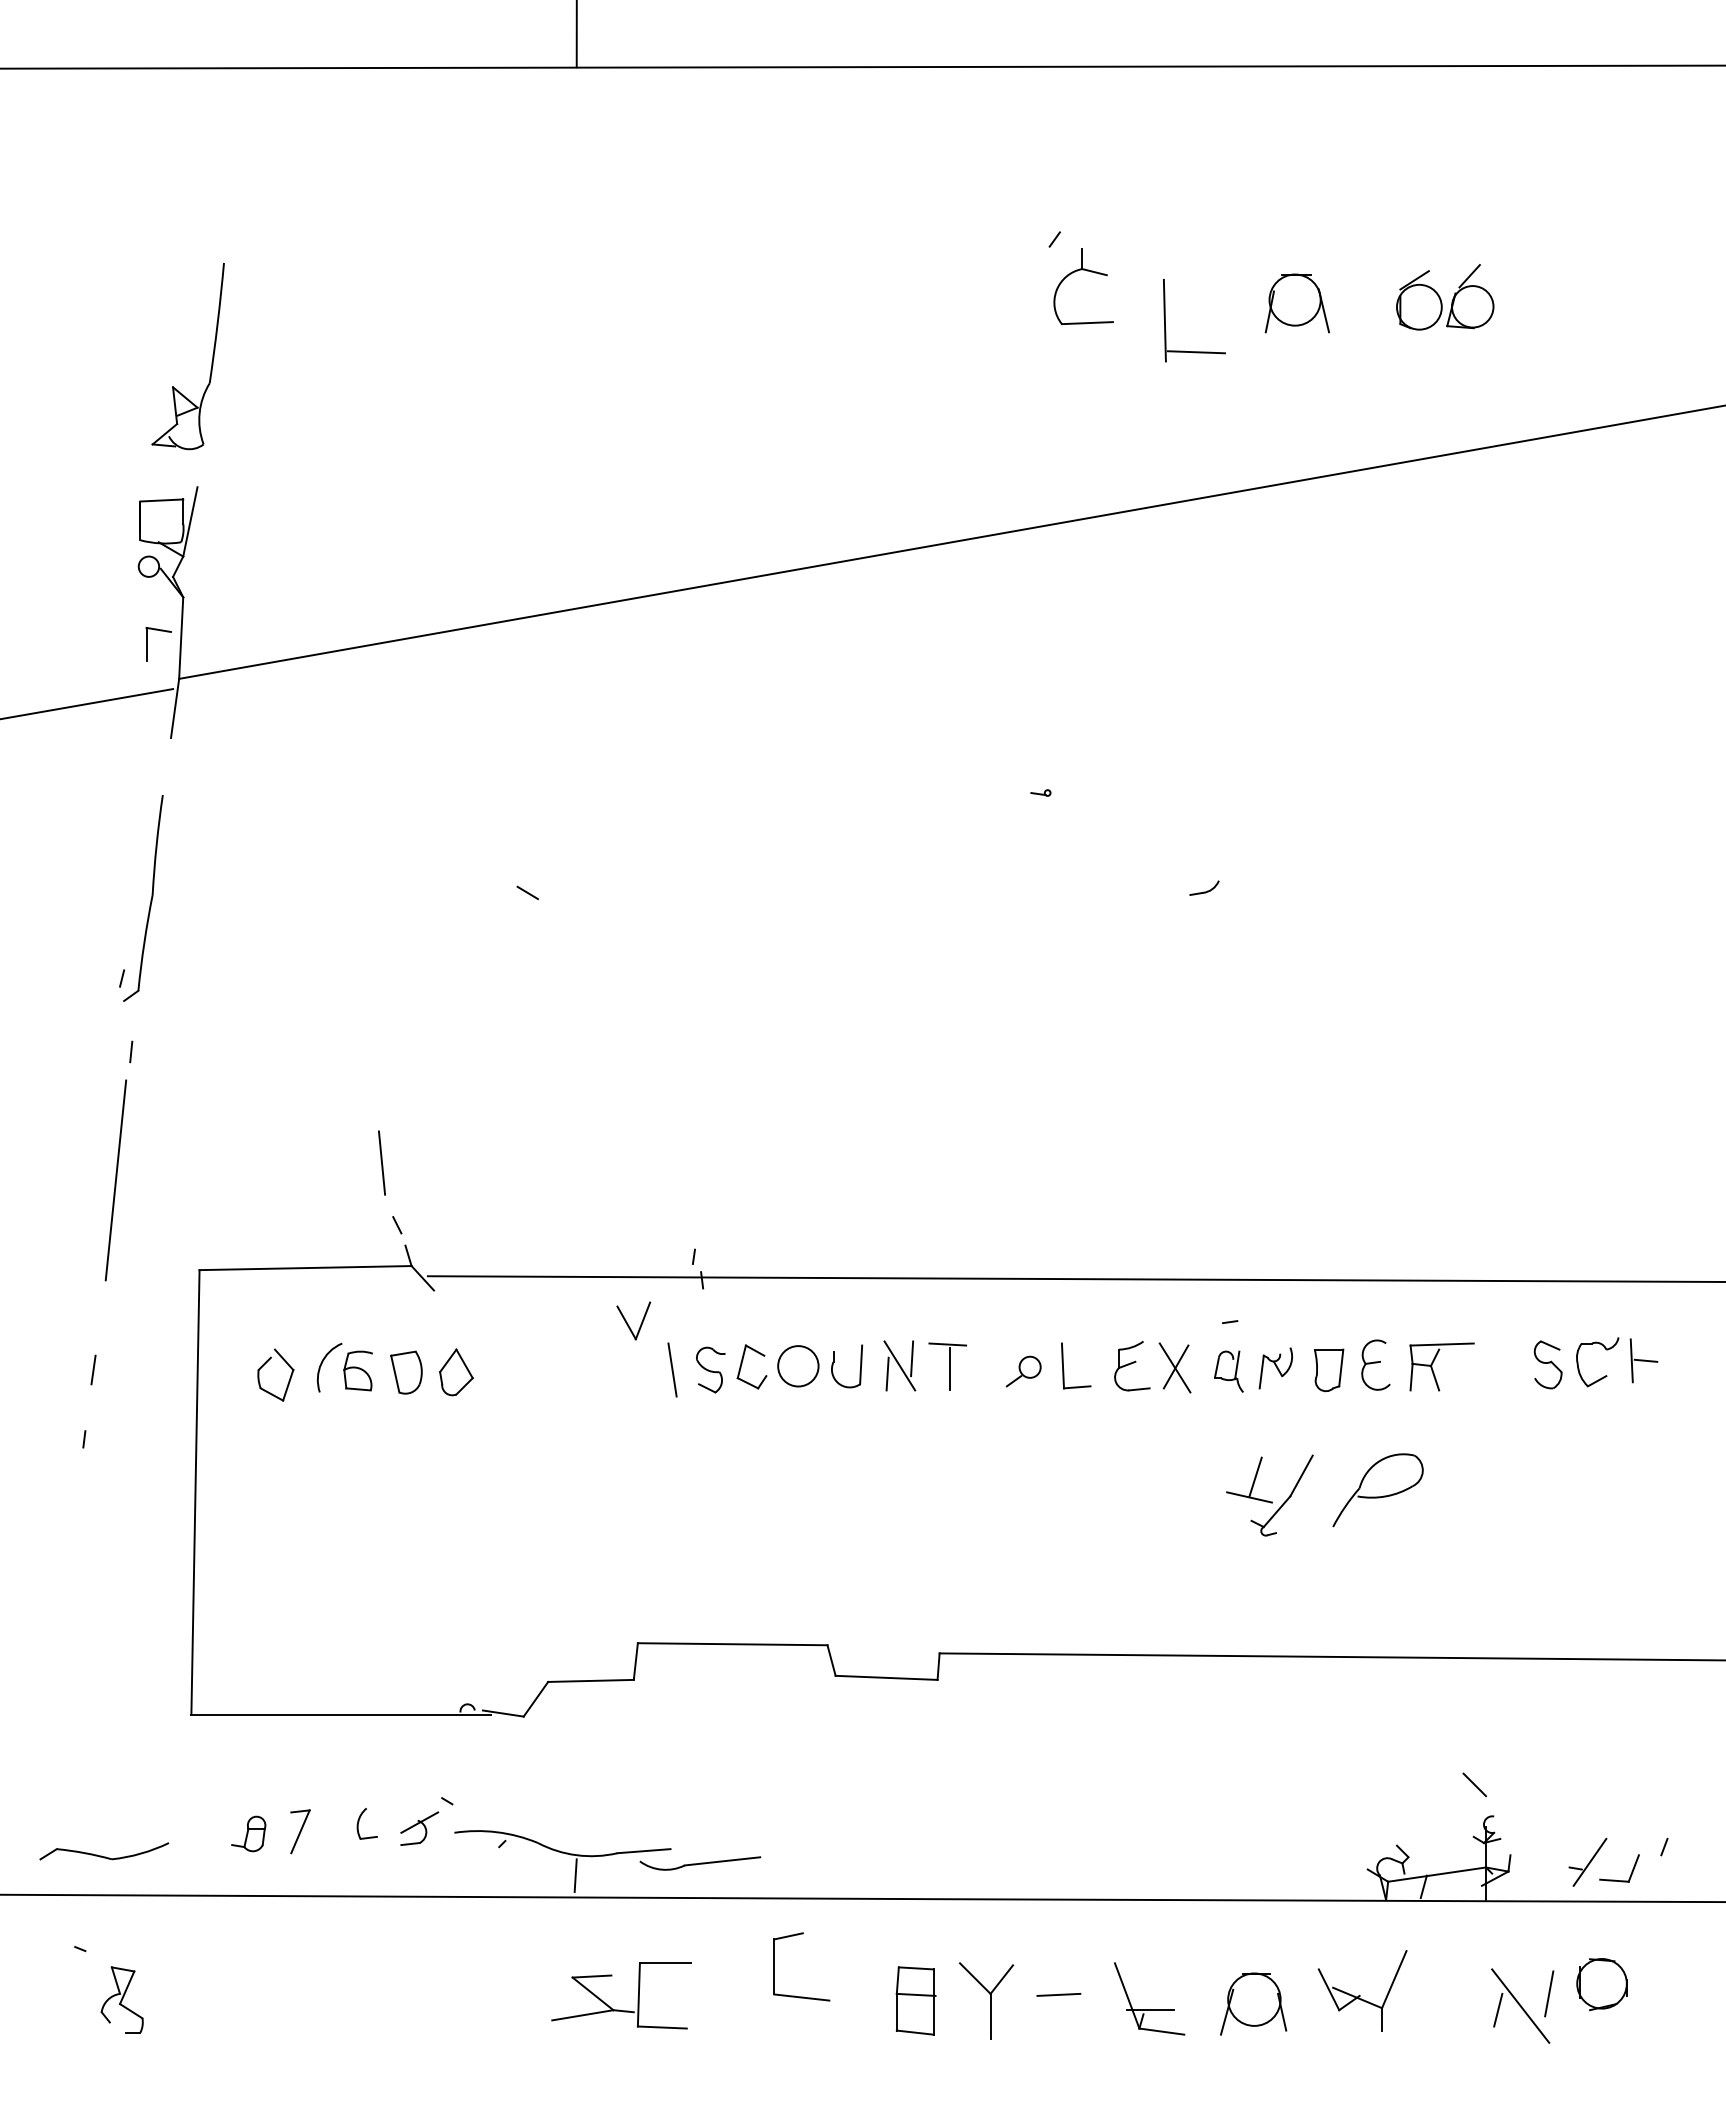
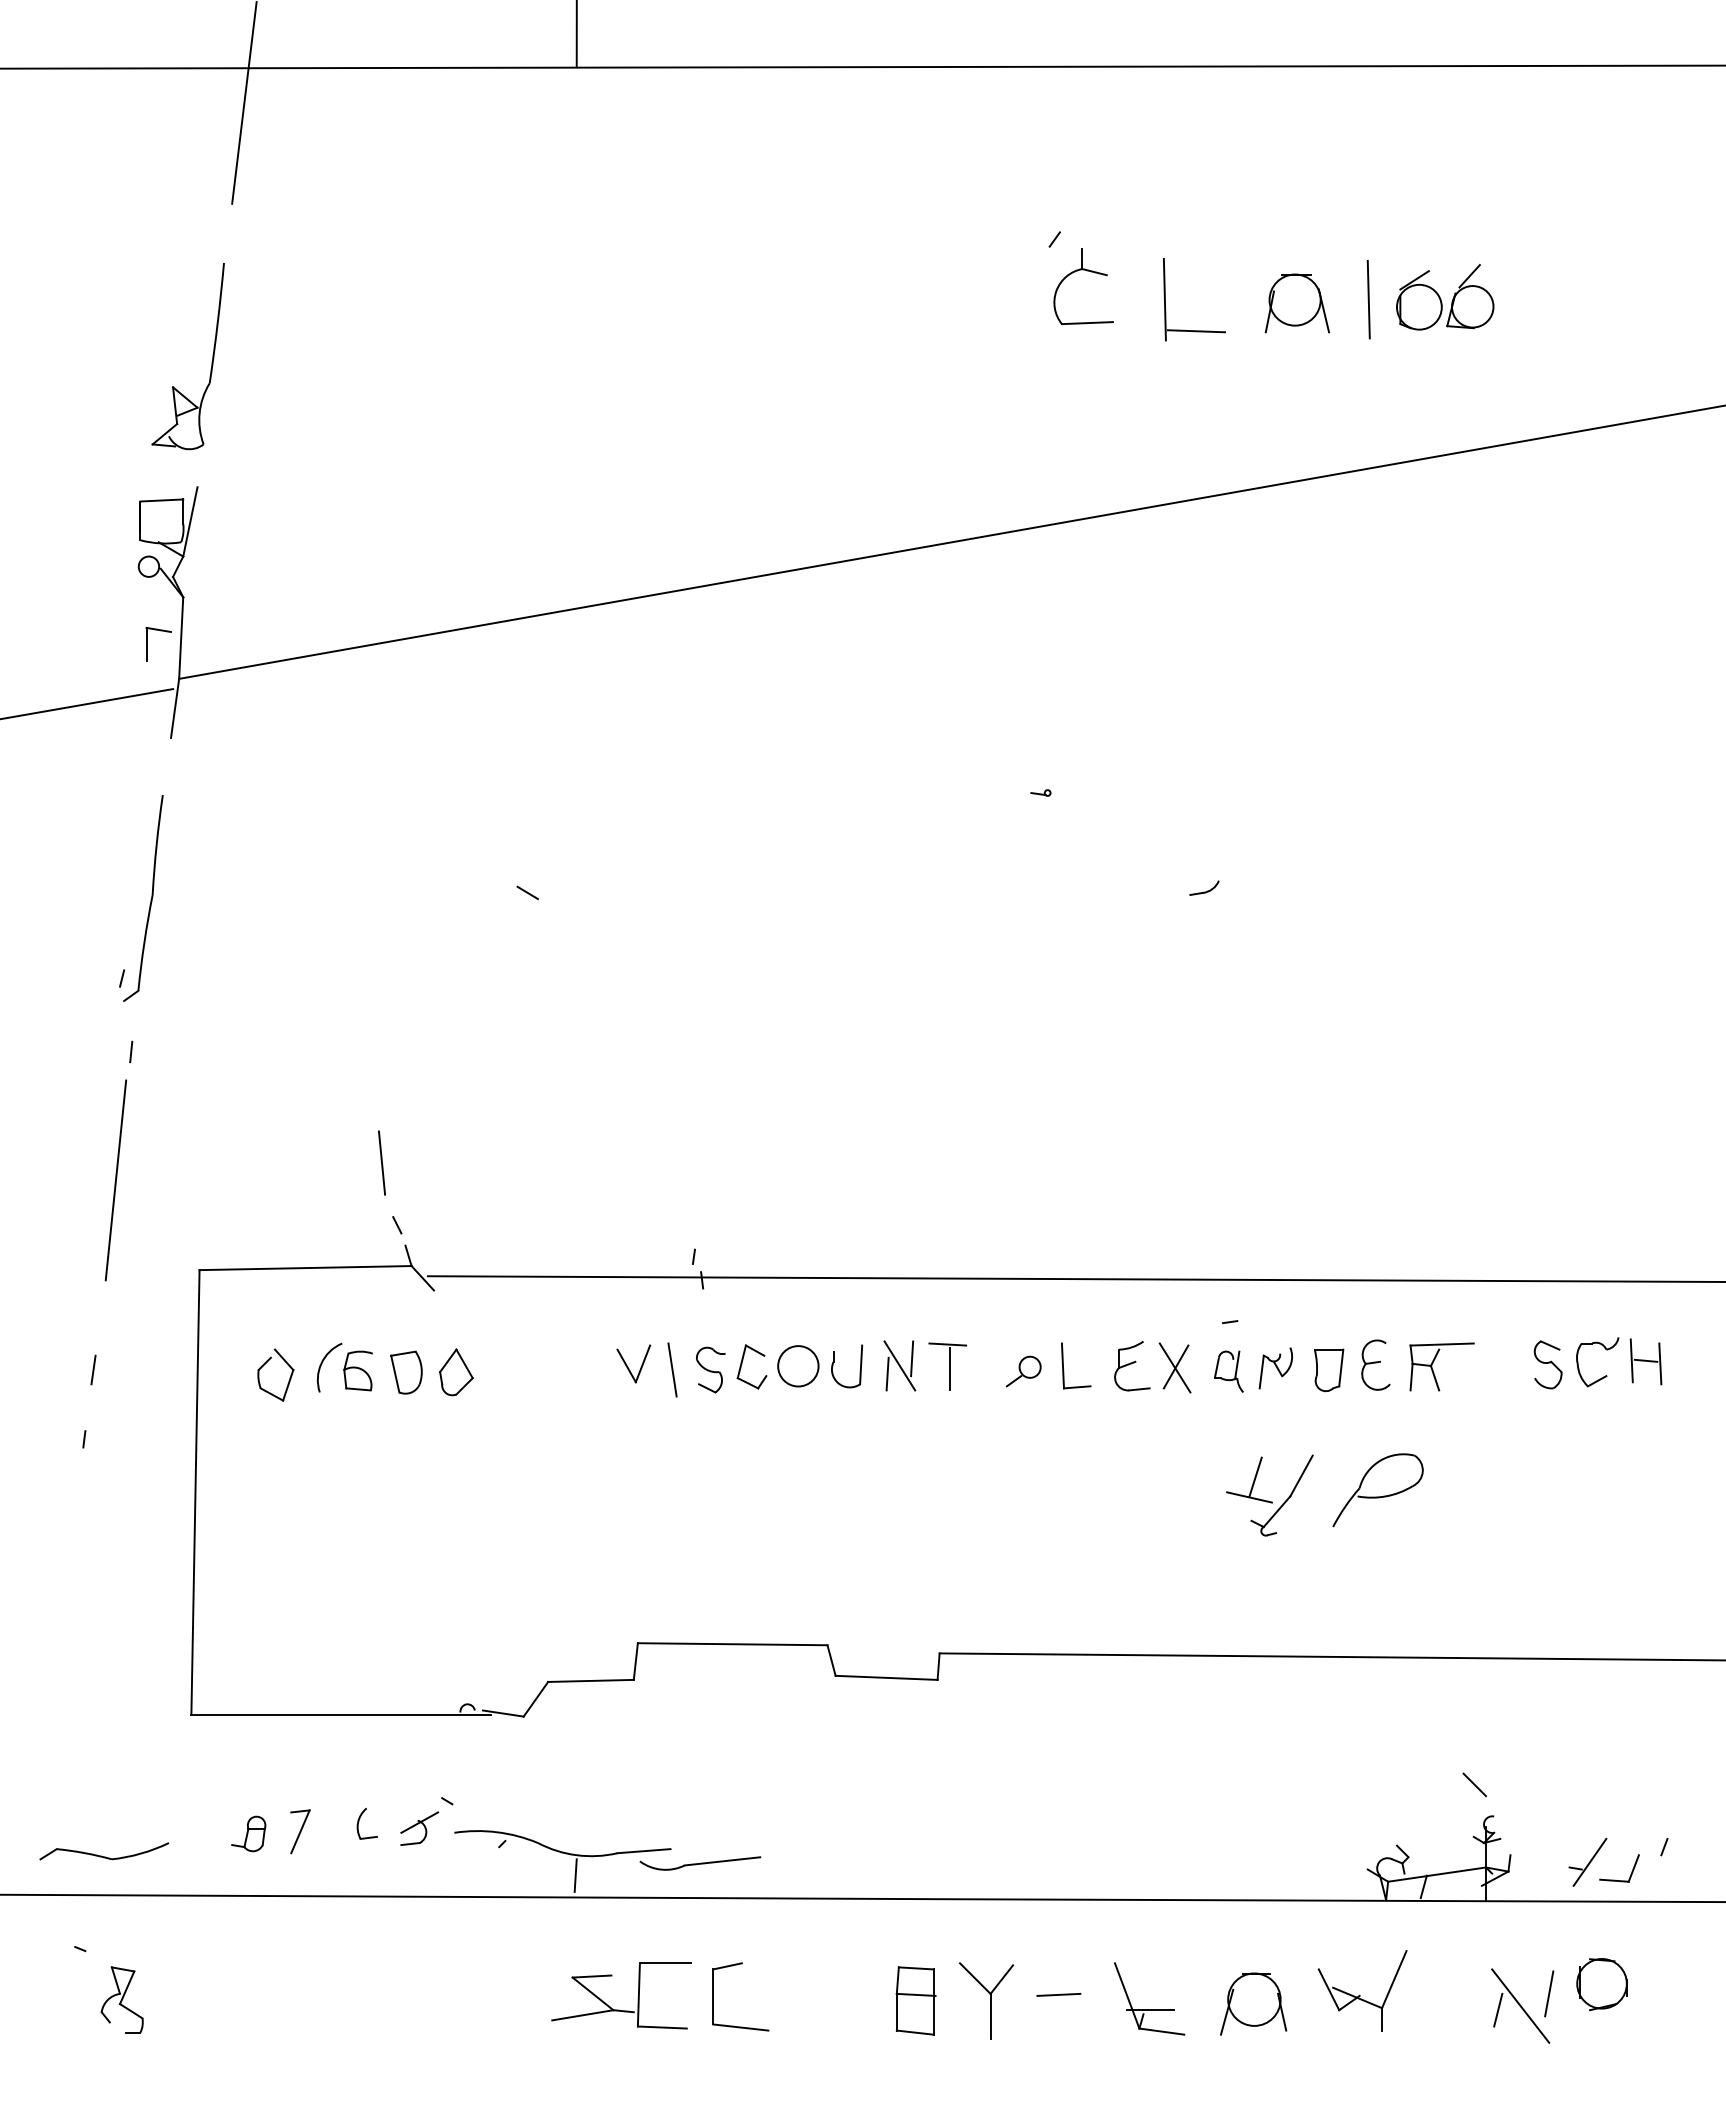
line: none -> present (244, 102)
line: none -> present (1368, 299)
part position: (1165, 320) -> (1165, 299) (1165, 299)
part position: (633, 1320) -> (633, 1363) (633, 1363)
line: none -> present (1660, 1363)
part position: (774, 1966) -> (713, 1996) (713, 1996)
